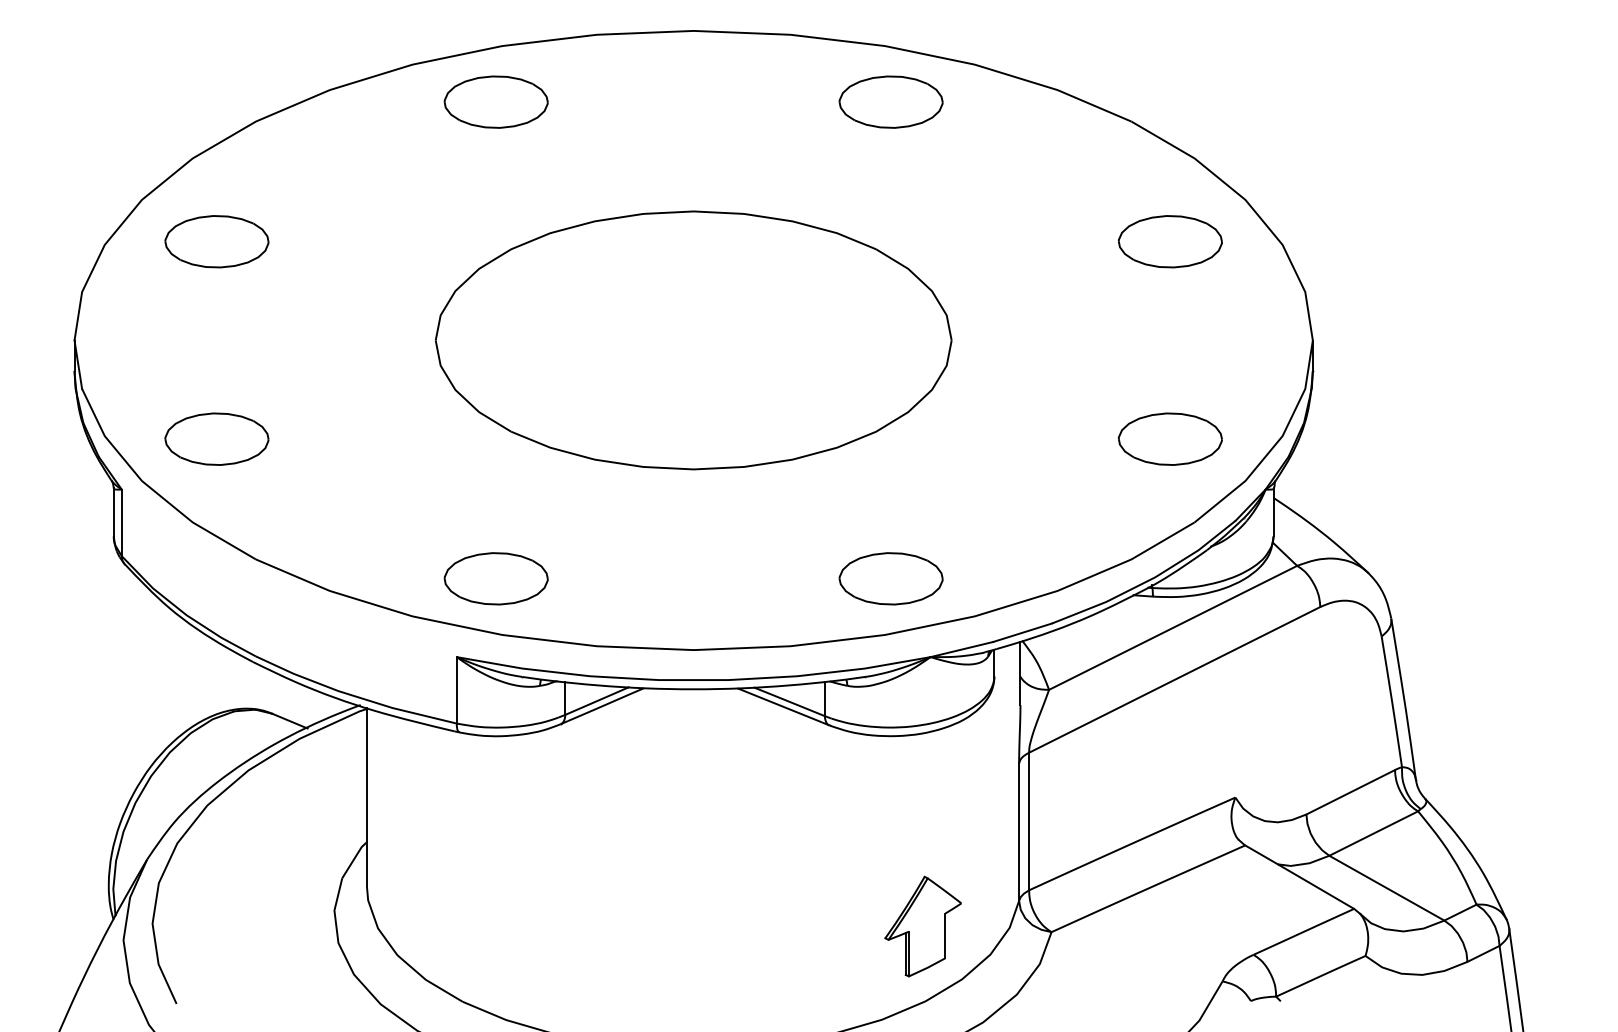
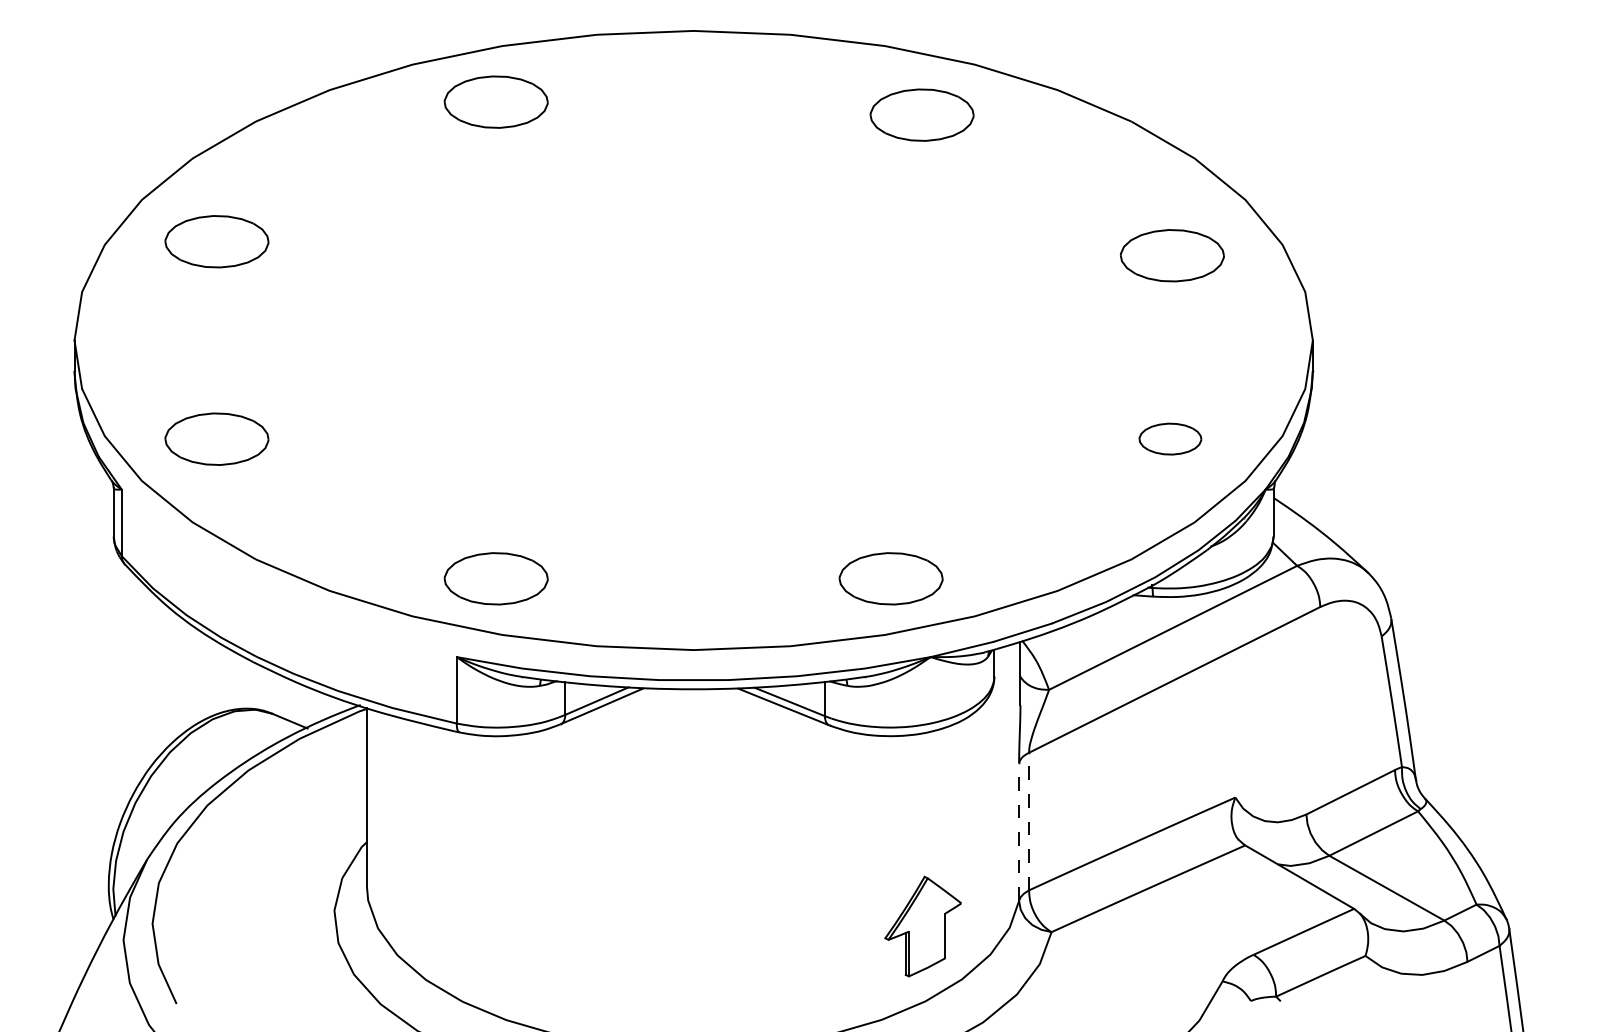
part position: (890, 101) -> (921, 114) (921, 114)
part position: (1170, 241) -> (1172, 255) (1172, 255)
part: present -> none (693, 340)
part size: 105x54 px -> 65x34 px (1170, 438)
line: solid -> dashed (1029, 821)
line: solid -> dashed (1019, 832)
